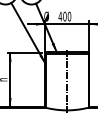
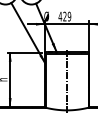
text: 400 -> 429 (66, 16)
